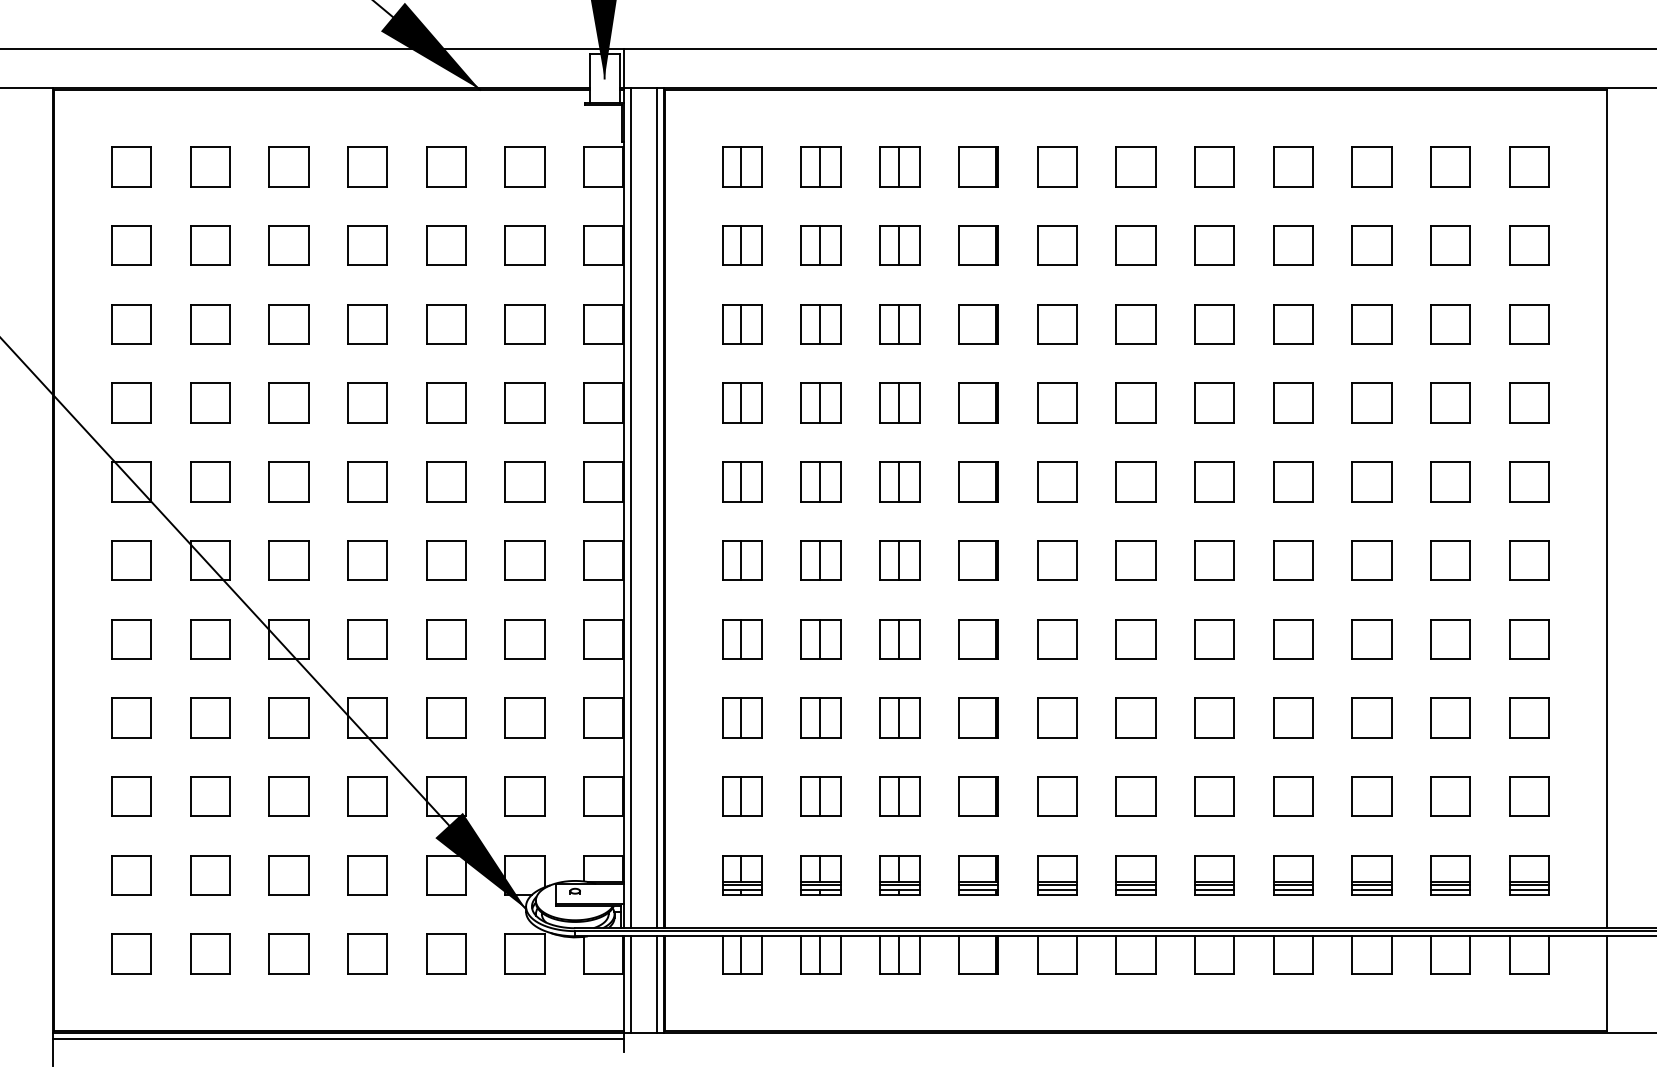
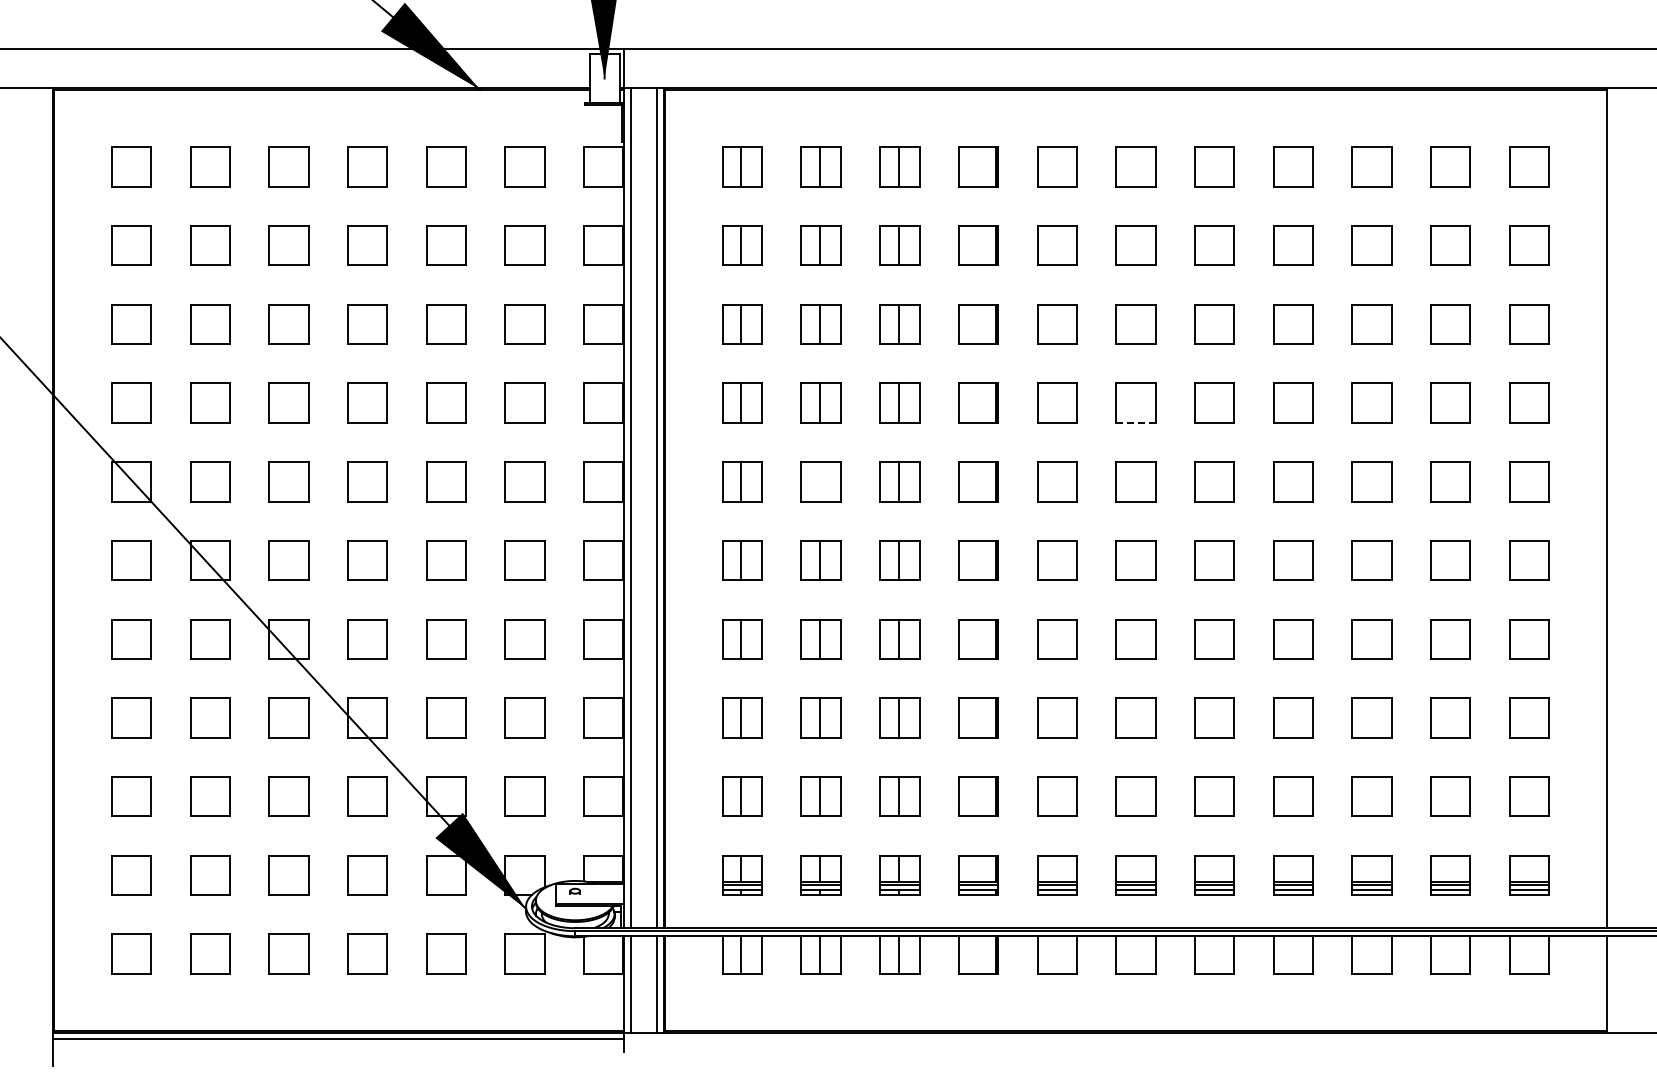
line: solid -> dashed (1135, 422)
line: present -> none (820, 481)
